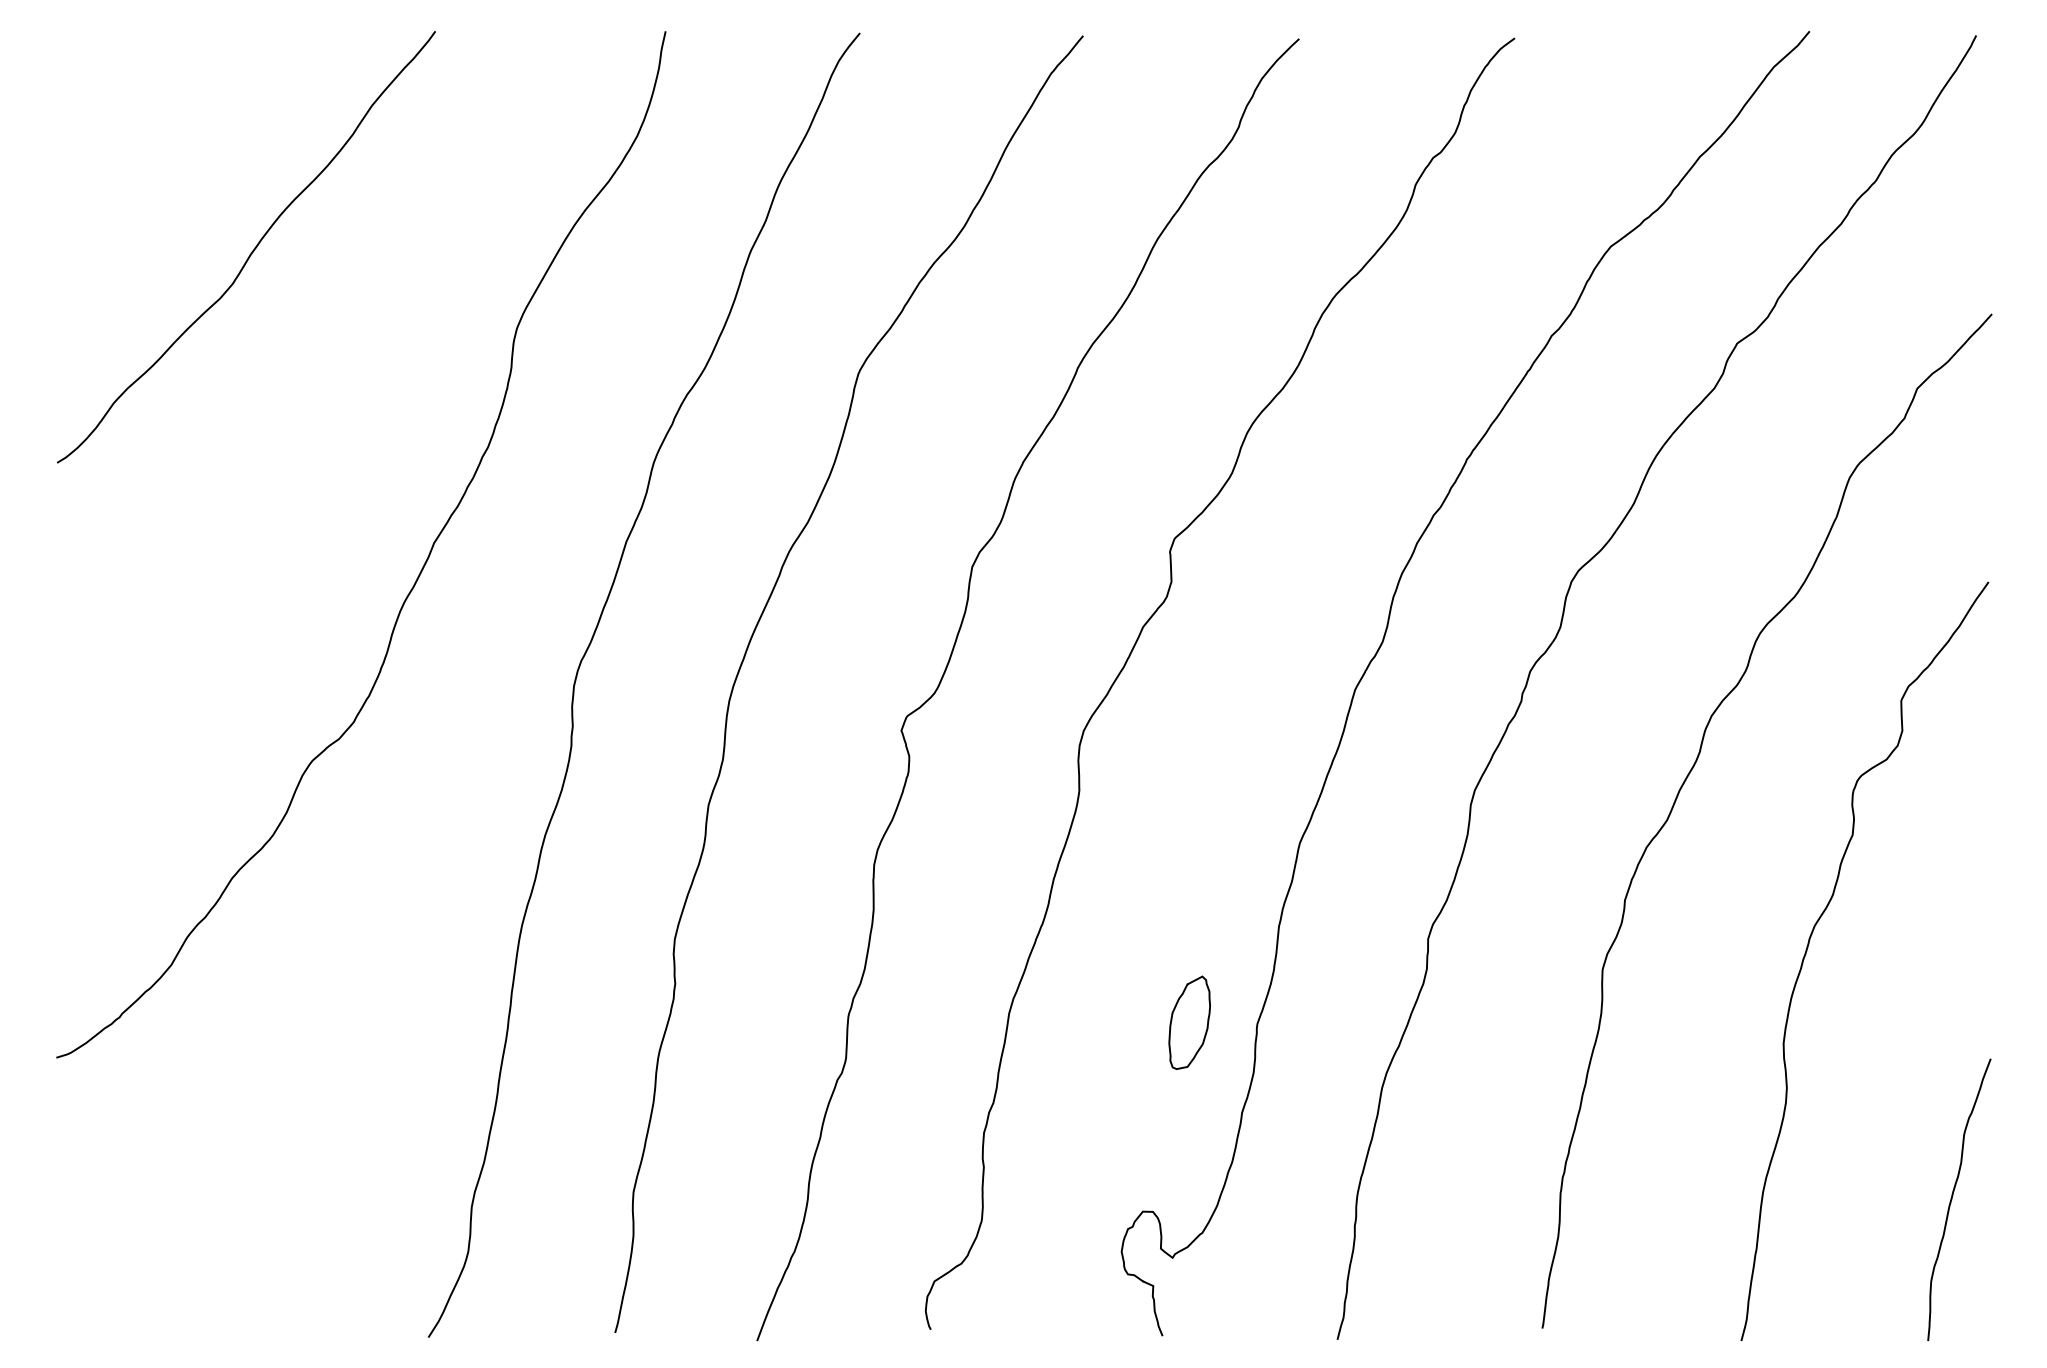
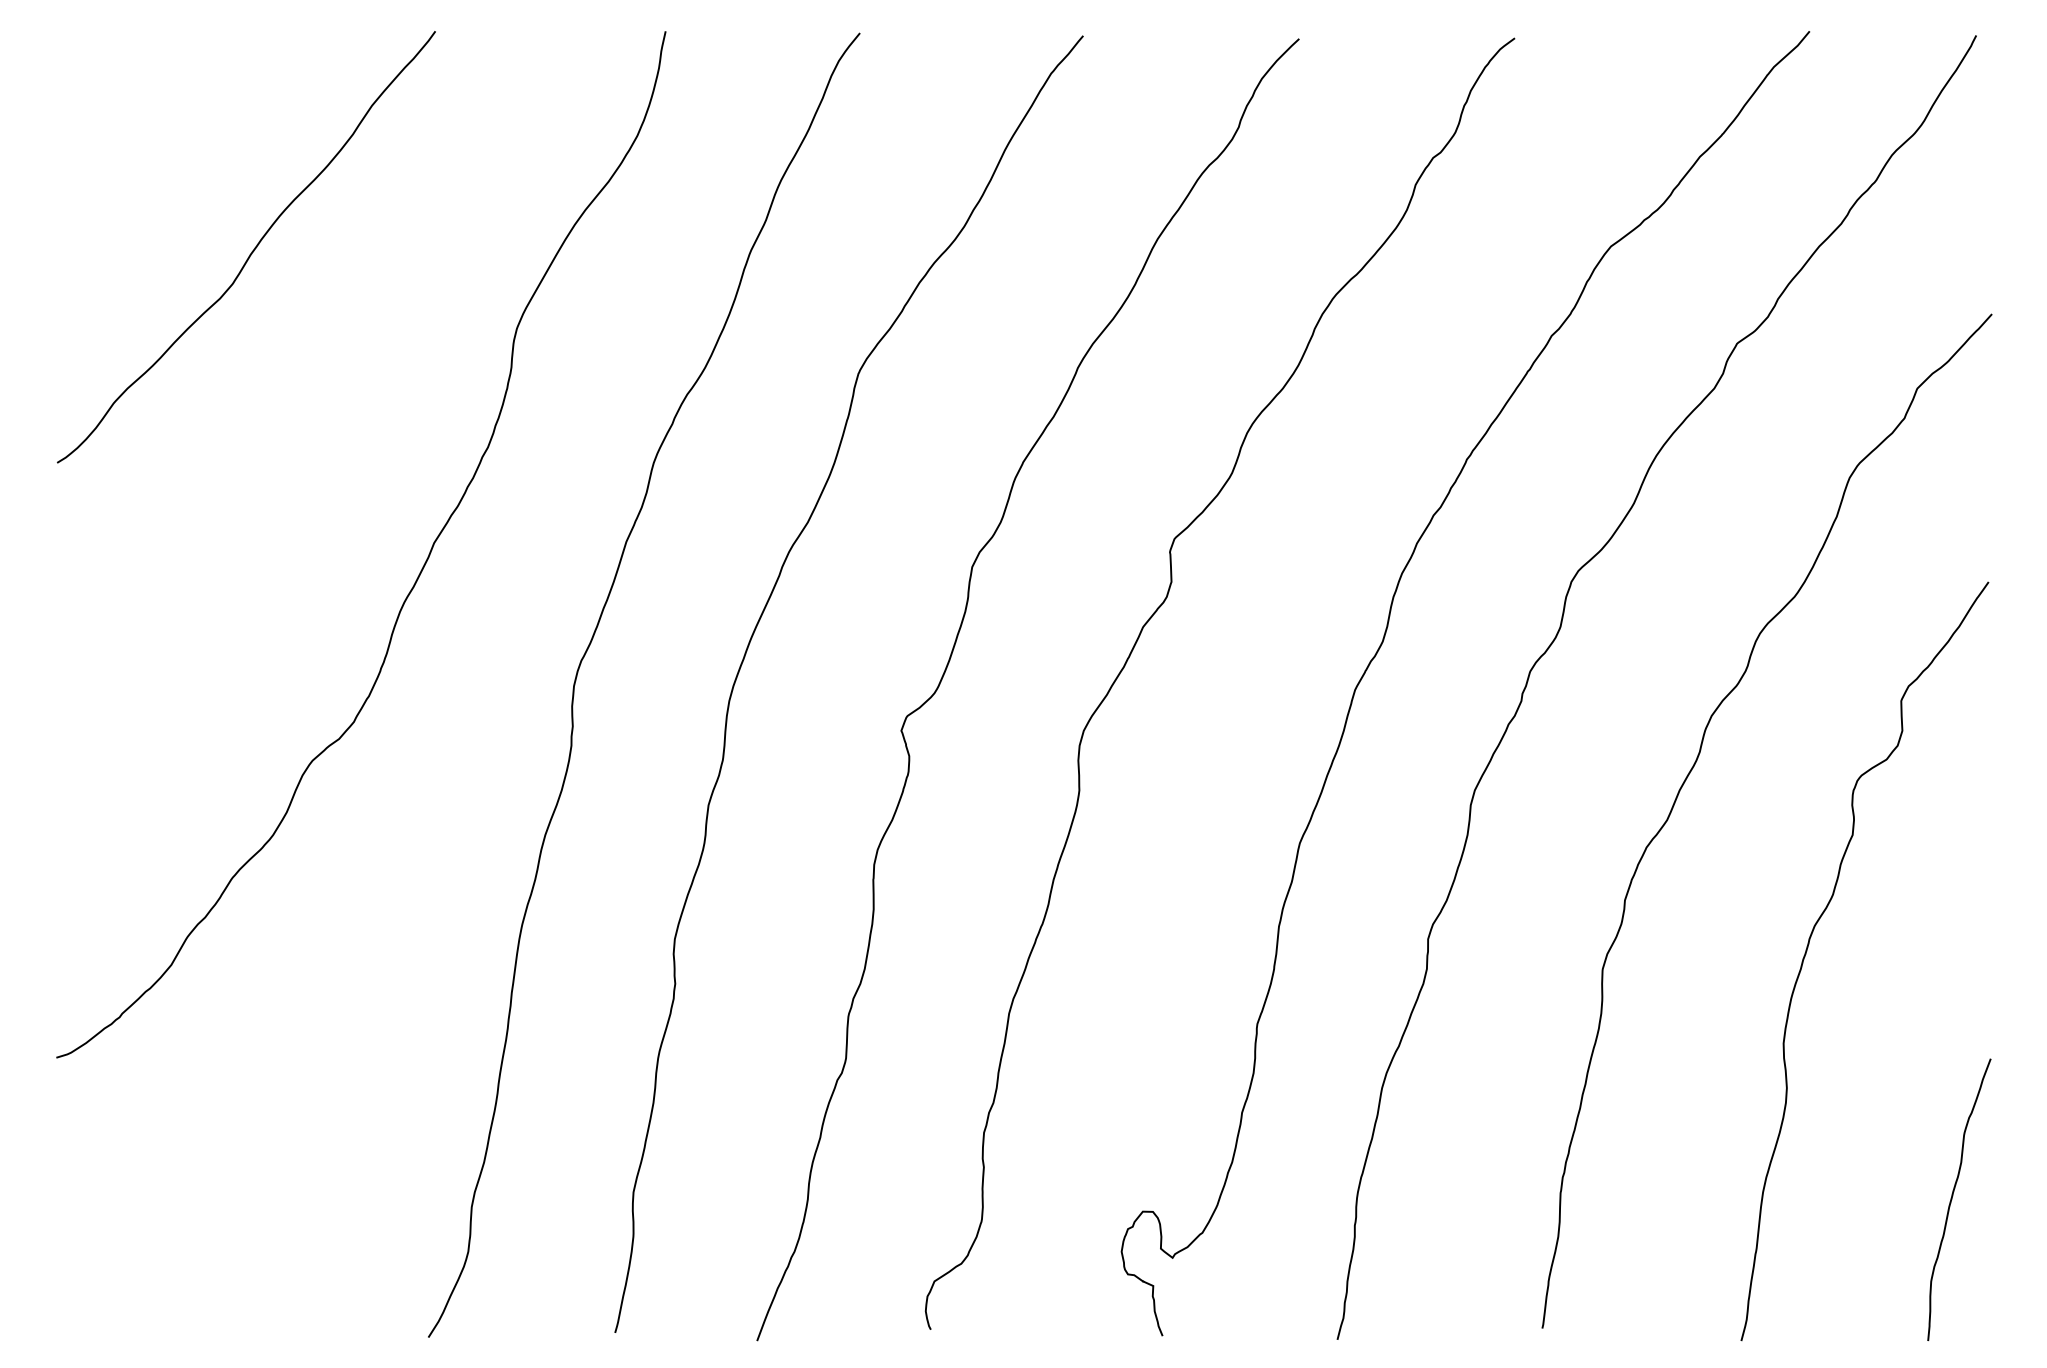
part: present -> none (1189, 1022)
